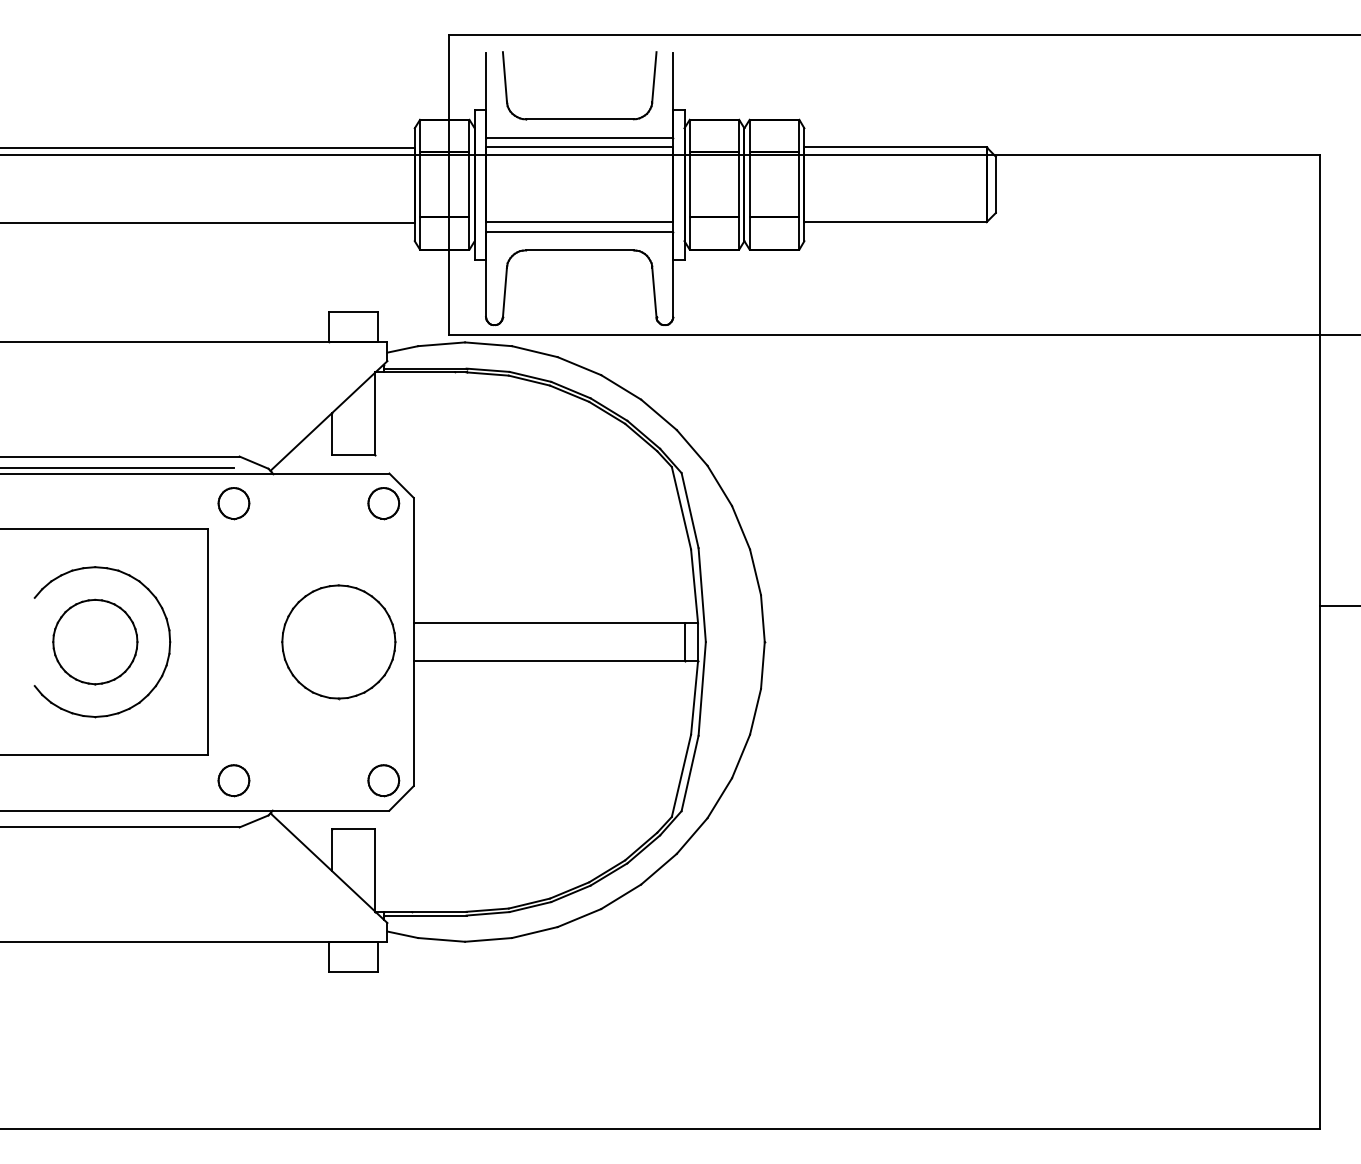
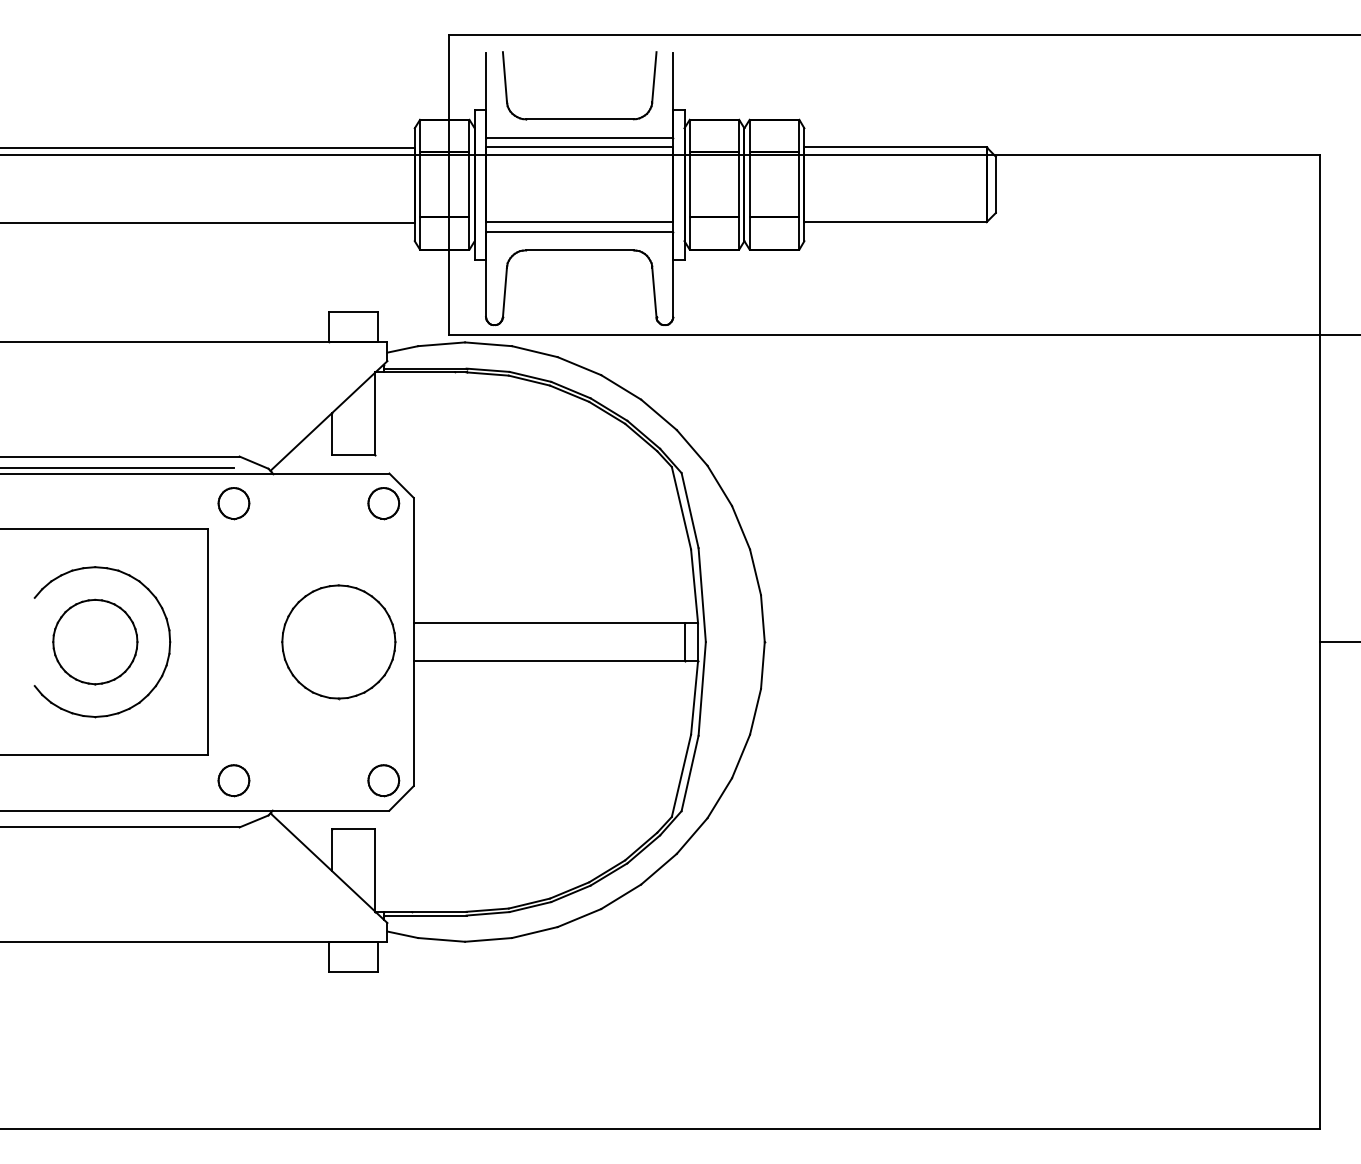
line position: (1338, 606) -> (1338, 642) (1338, 642)
